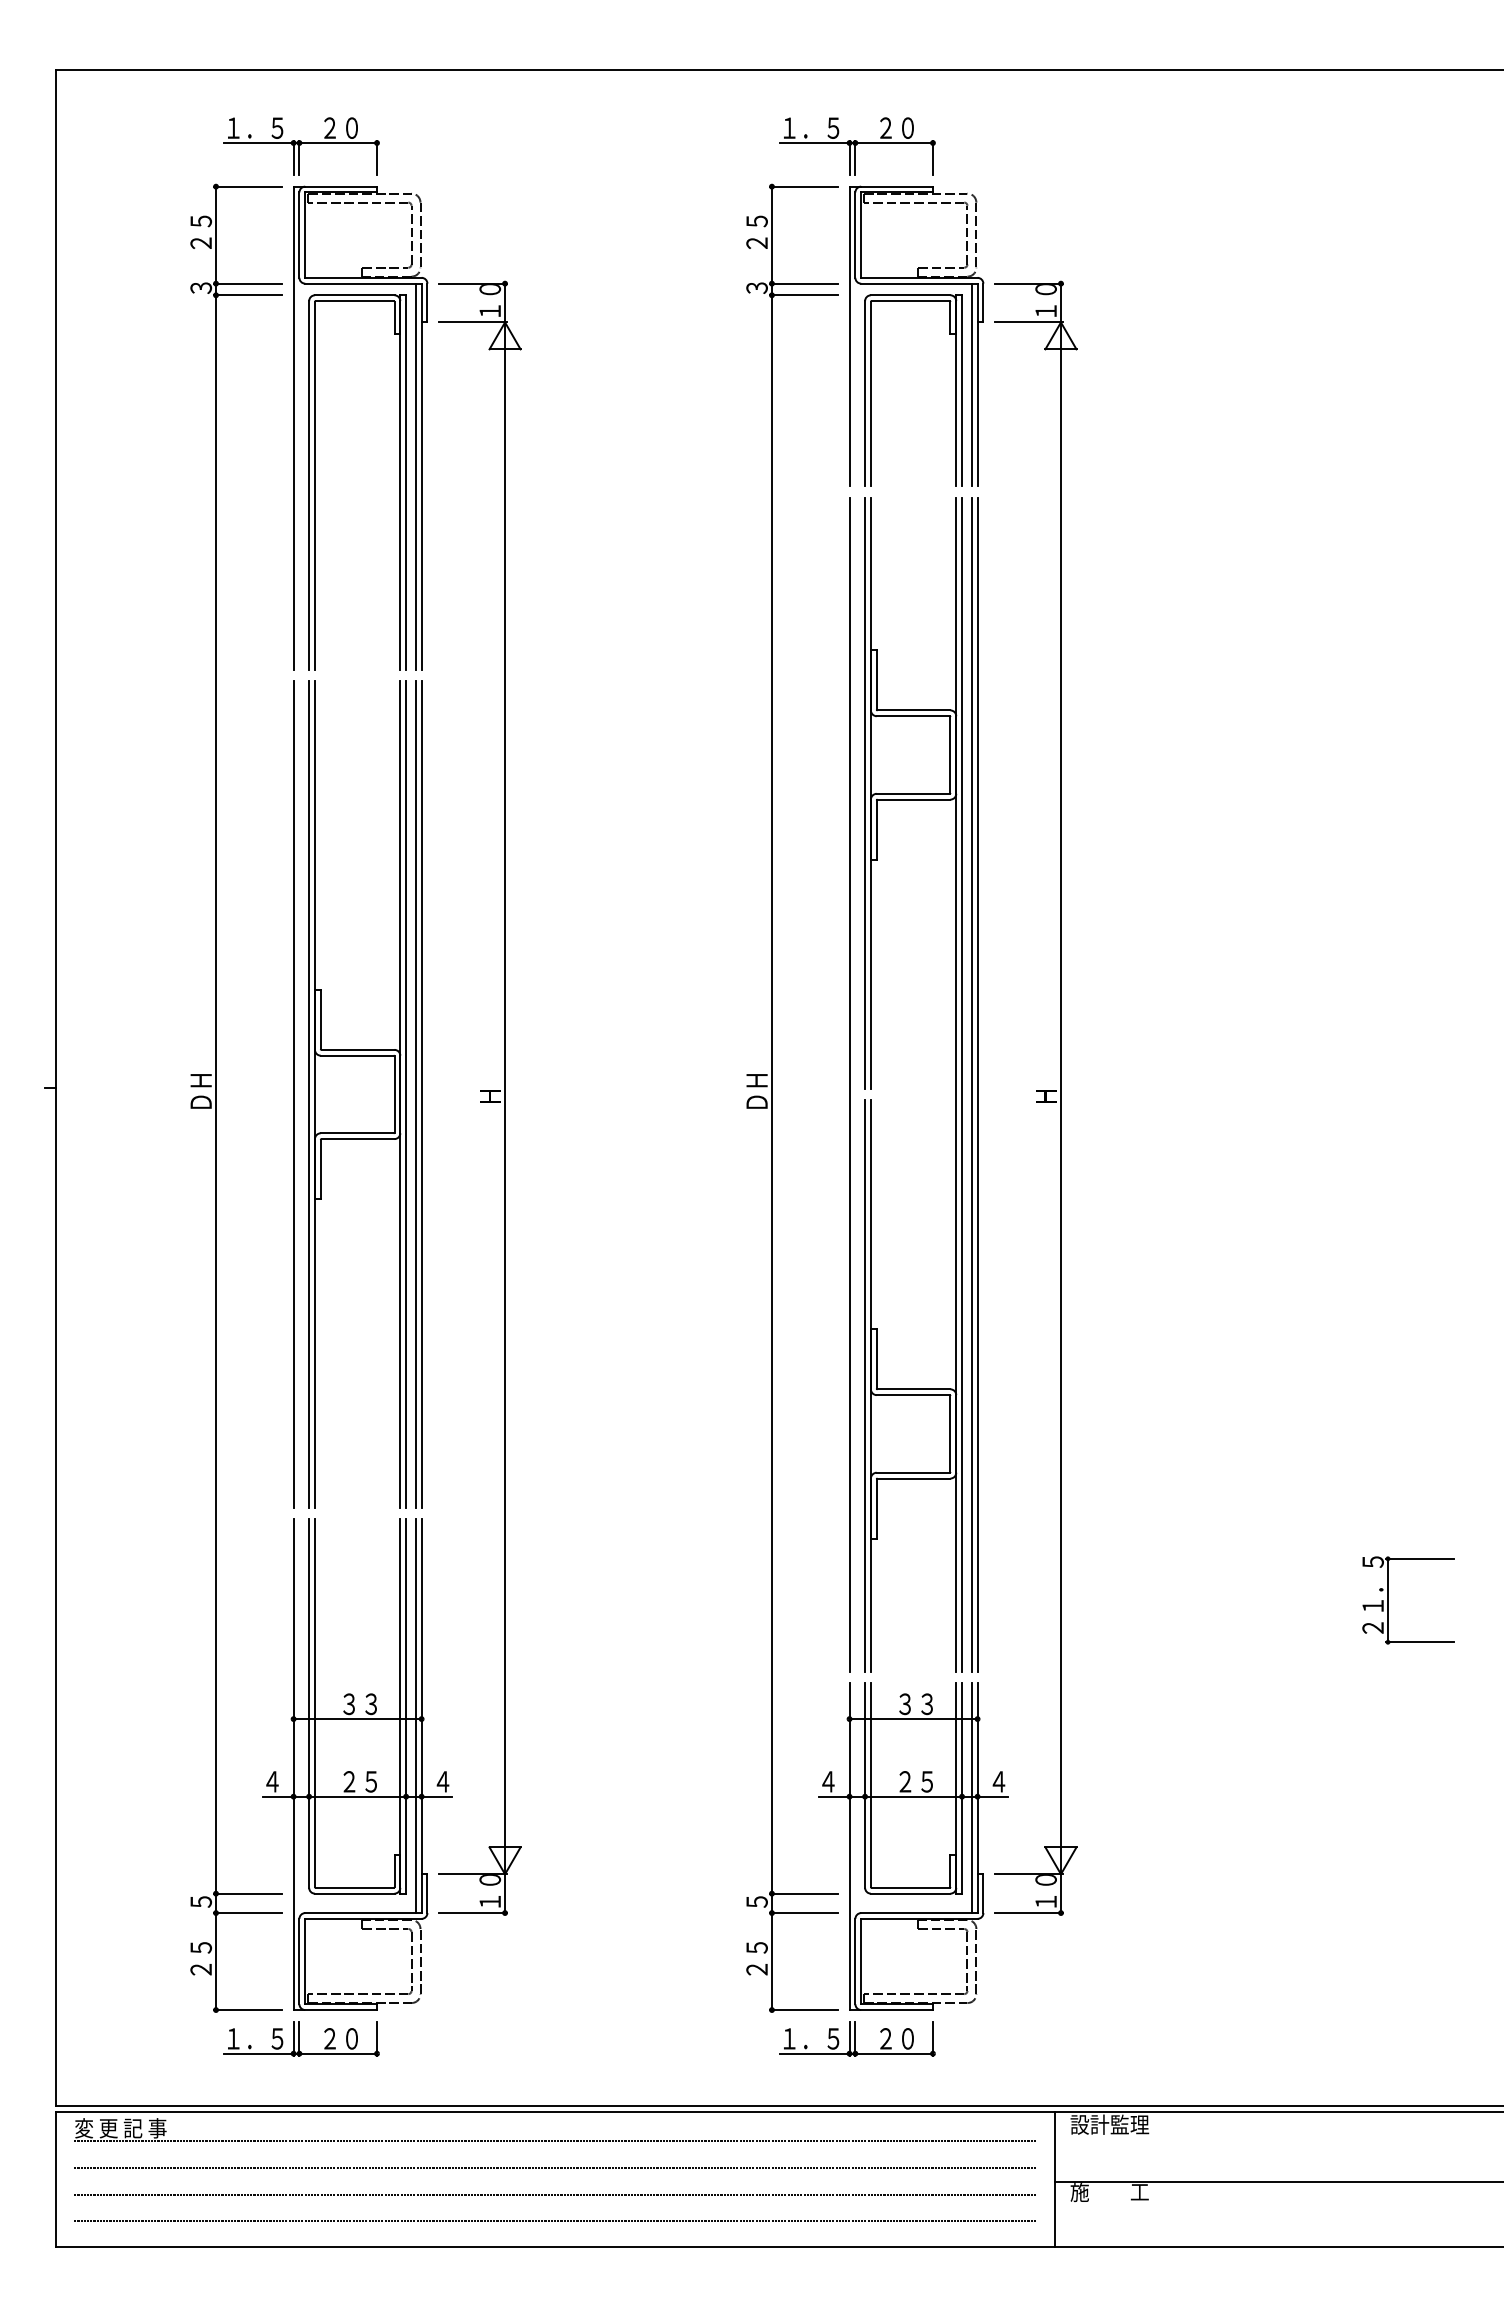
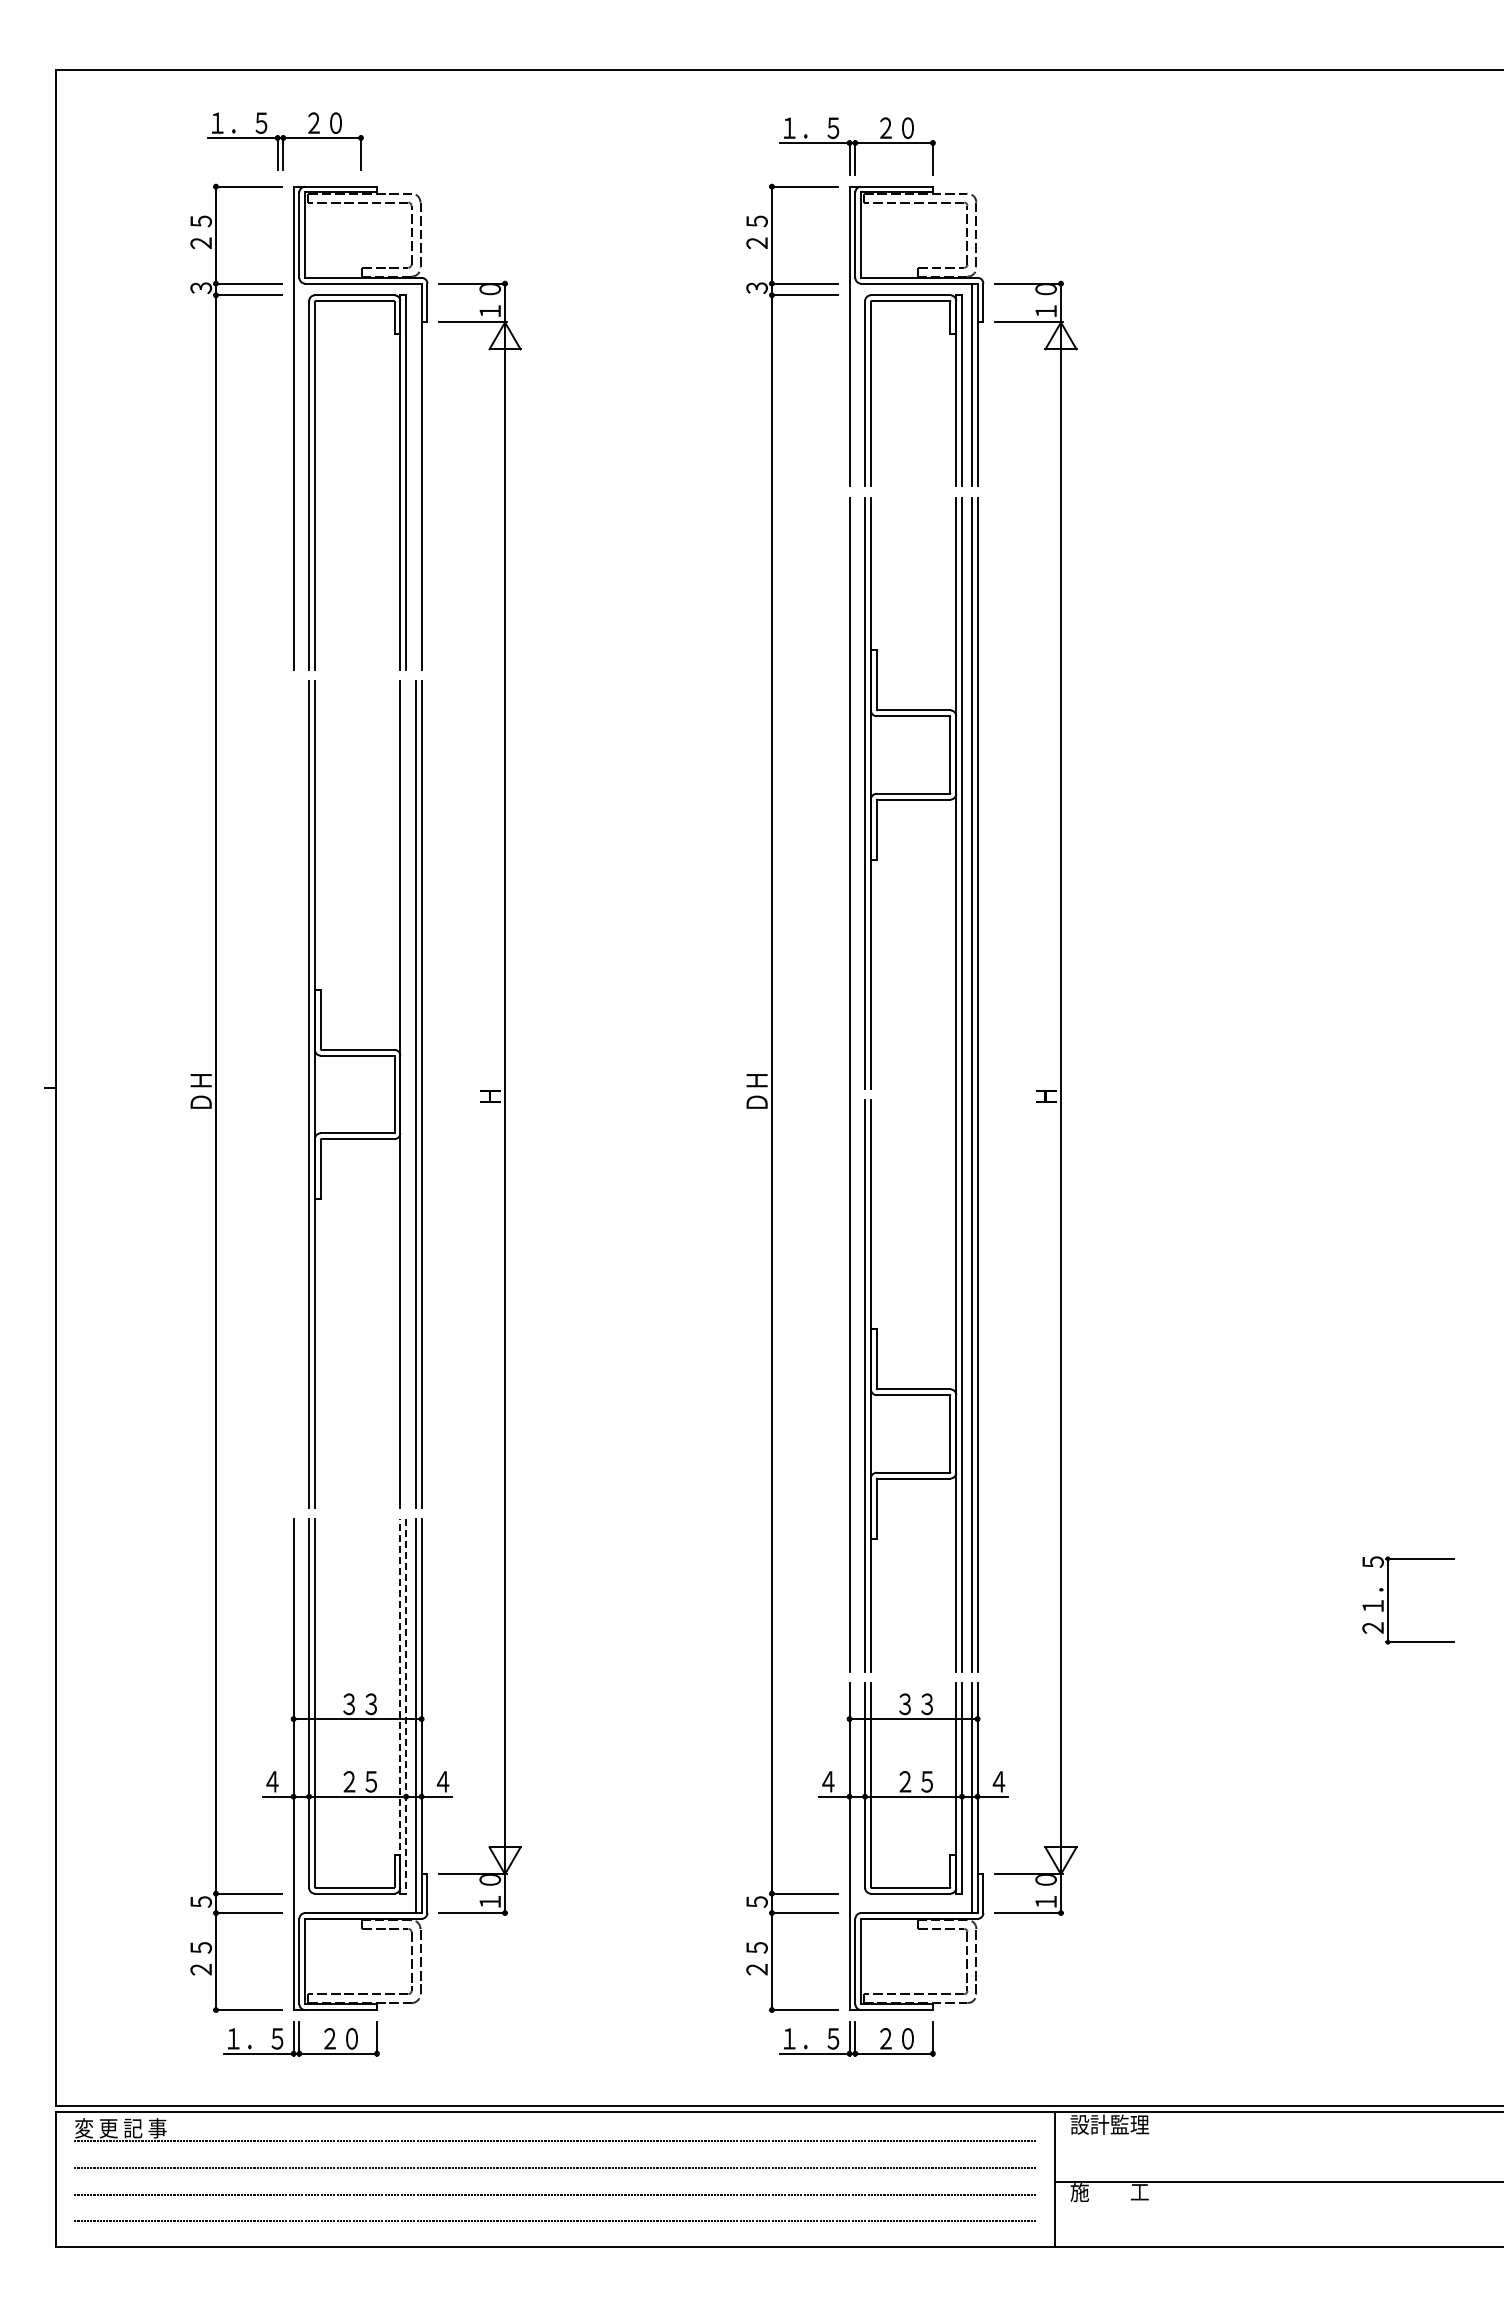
part position: (301, 146) -> (285, 141) (285, 141)
line: present -> none (415, 476)
line: present -> none (293, 1094)
line: present -> none (406, 1094)
line: solid -> dashed (400, 1705)
line: solid -> dashed (406, 1706)
